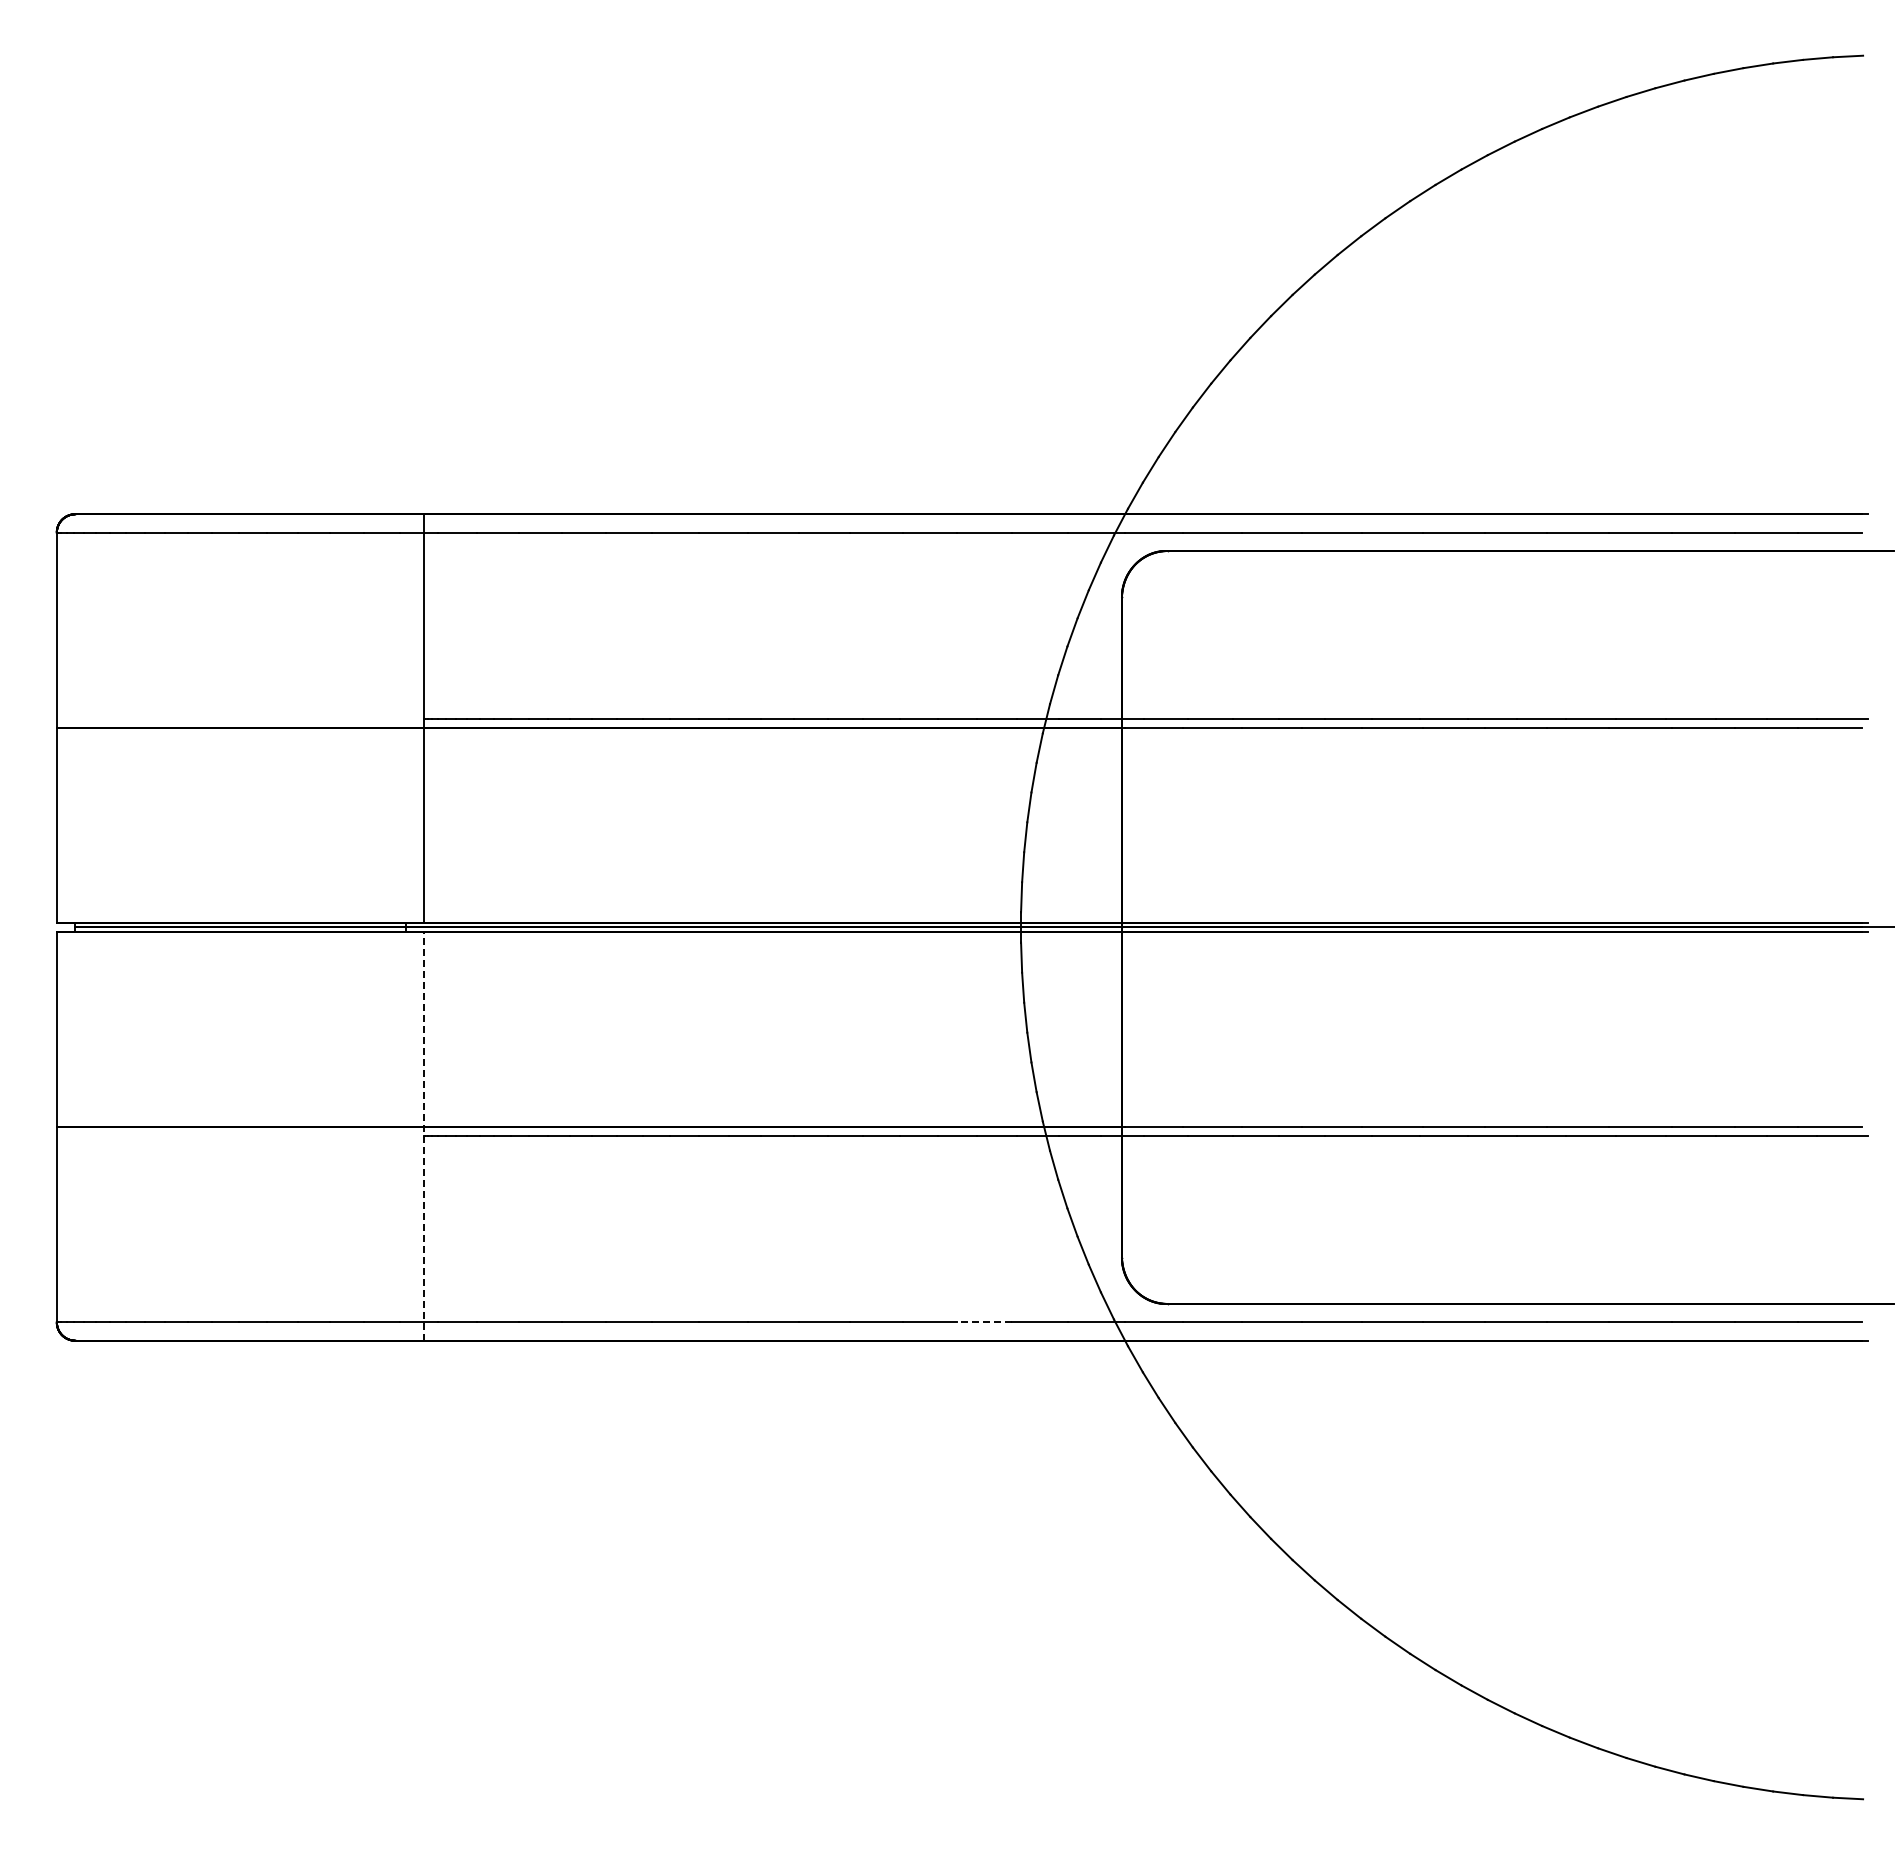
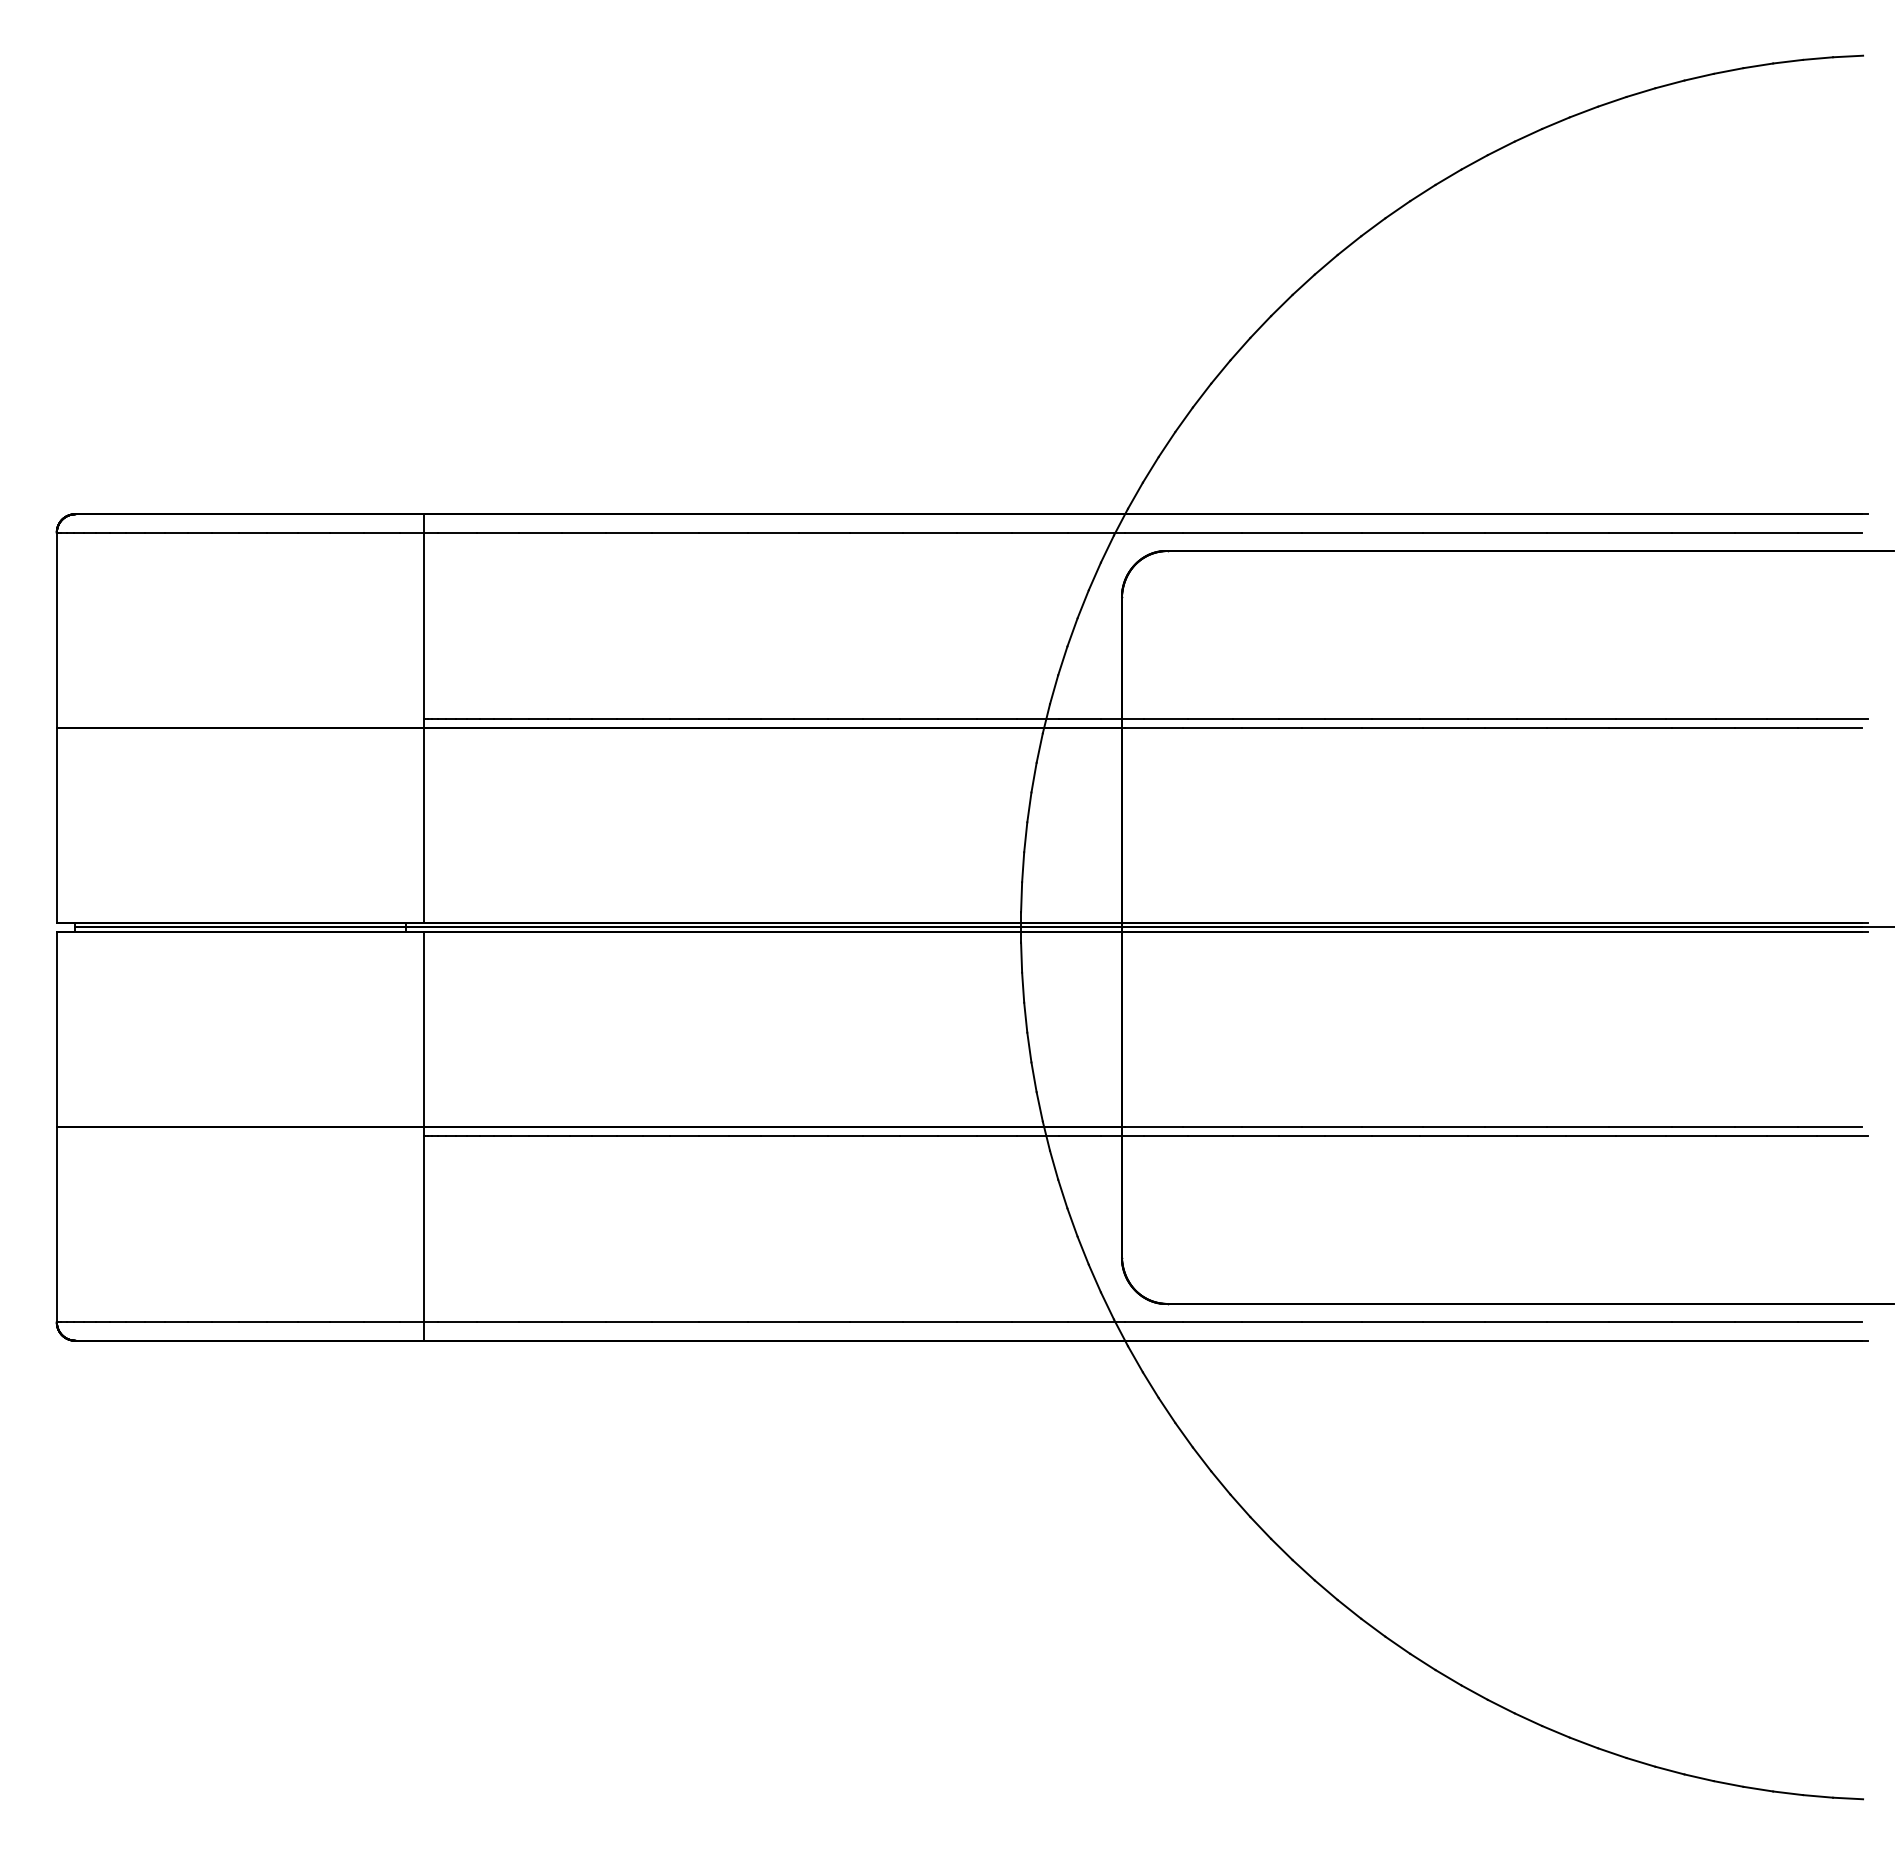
line: dashed -> solid (424, 1135)
line: dashed -> solid (984, 1322)
